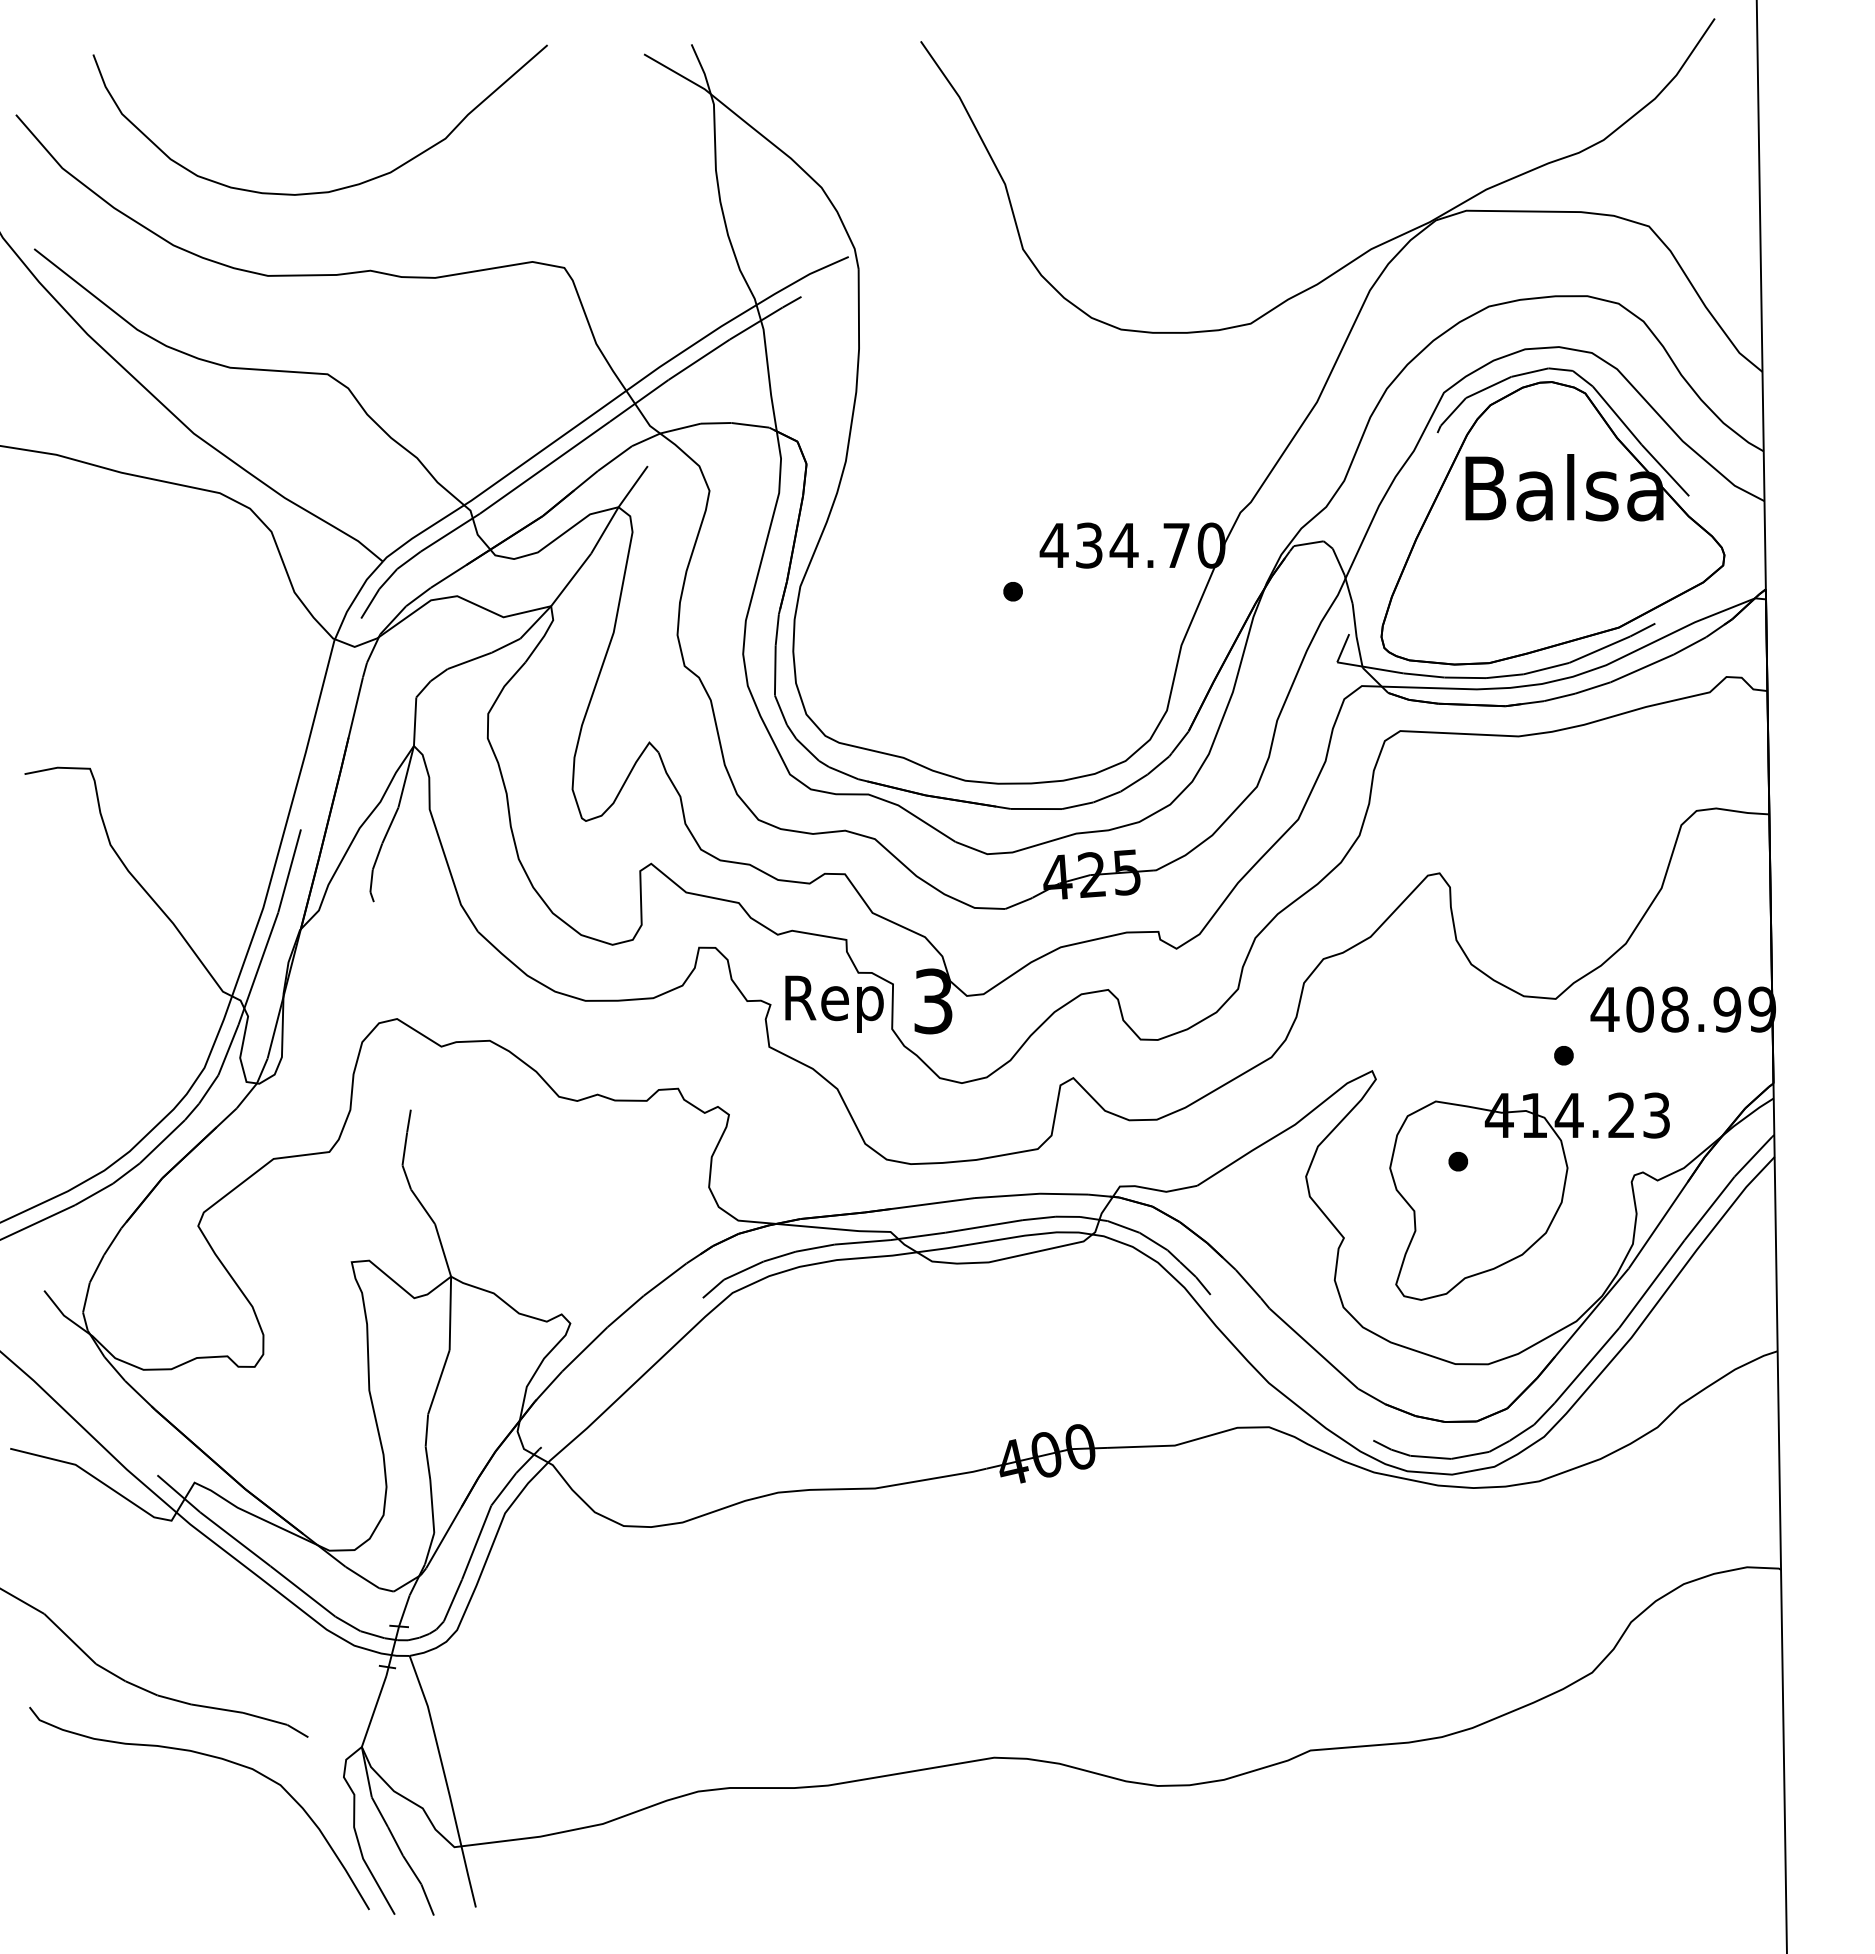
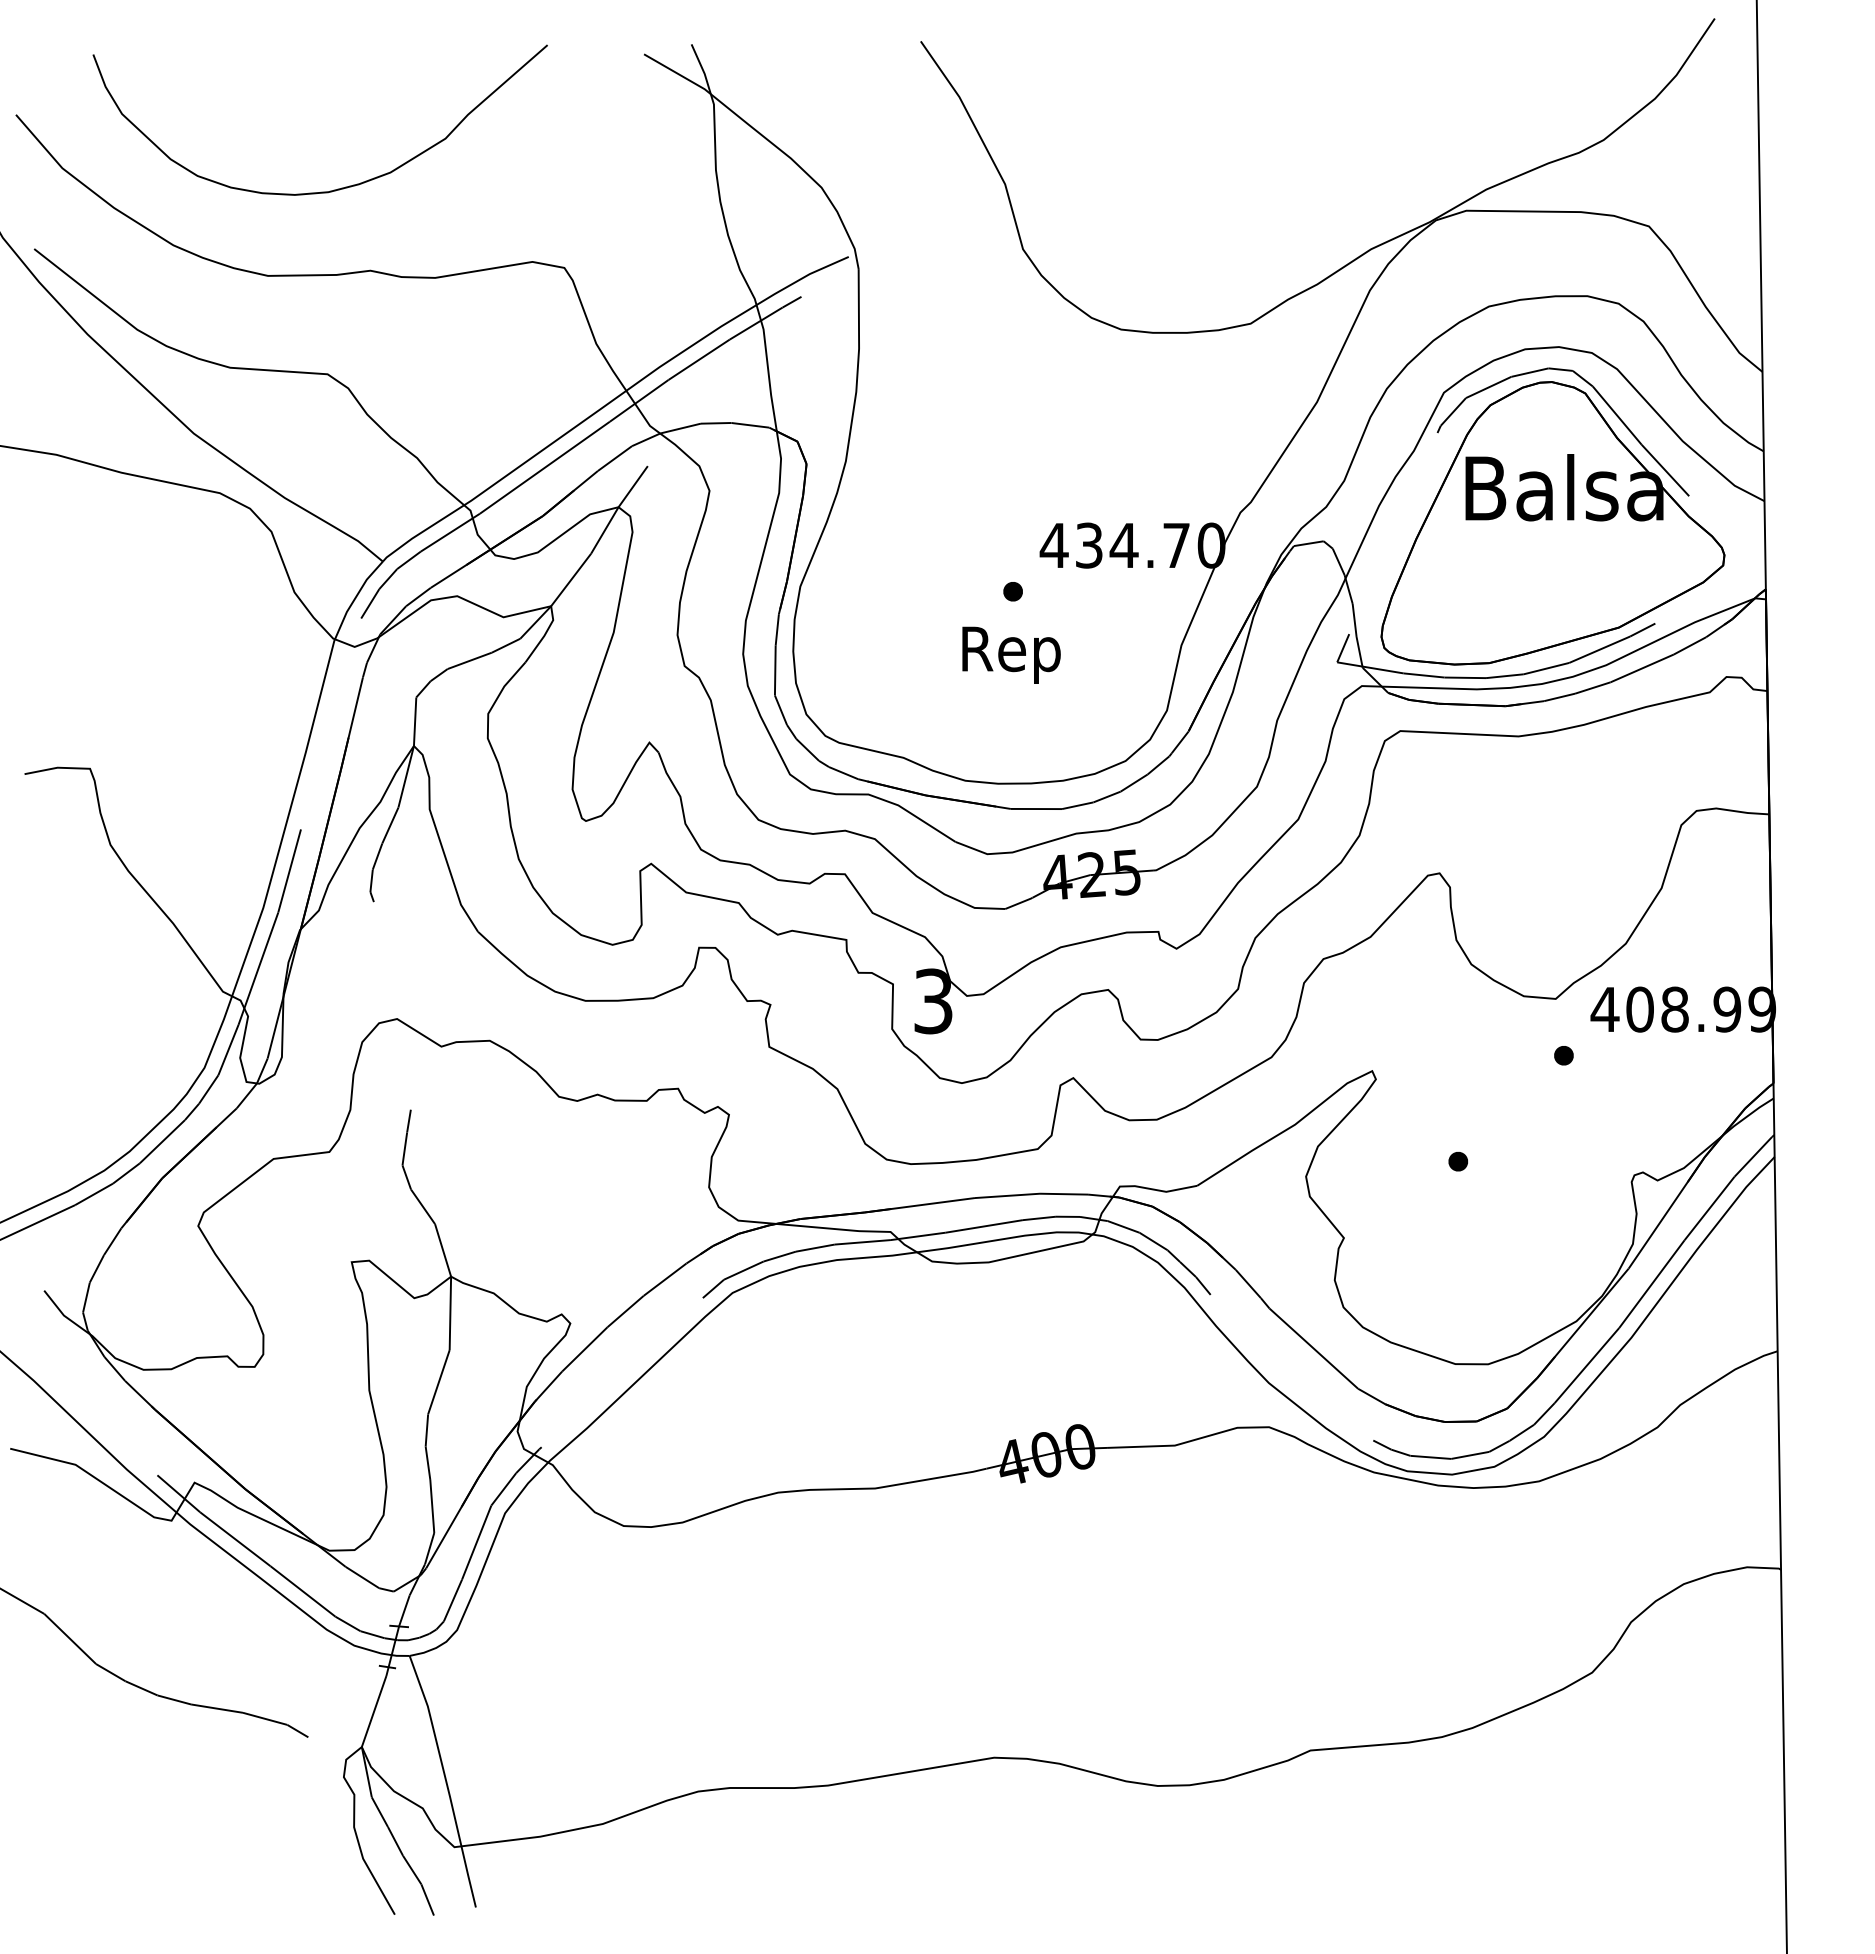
text position: (834, 1003) -> (1011, 654) (1011, 654)
part: present -> none (1529, 1196)
curve: present -> none (212, 1757)
